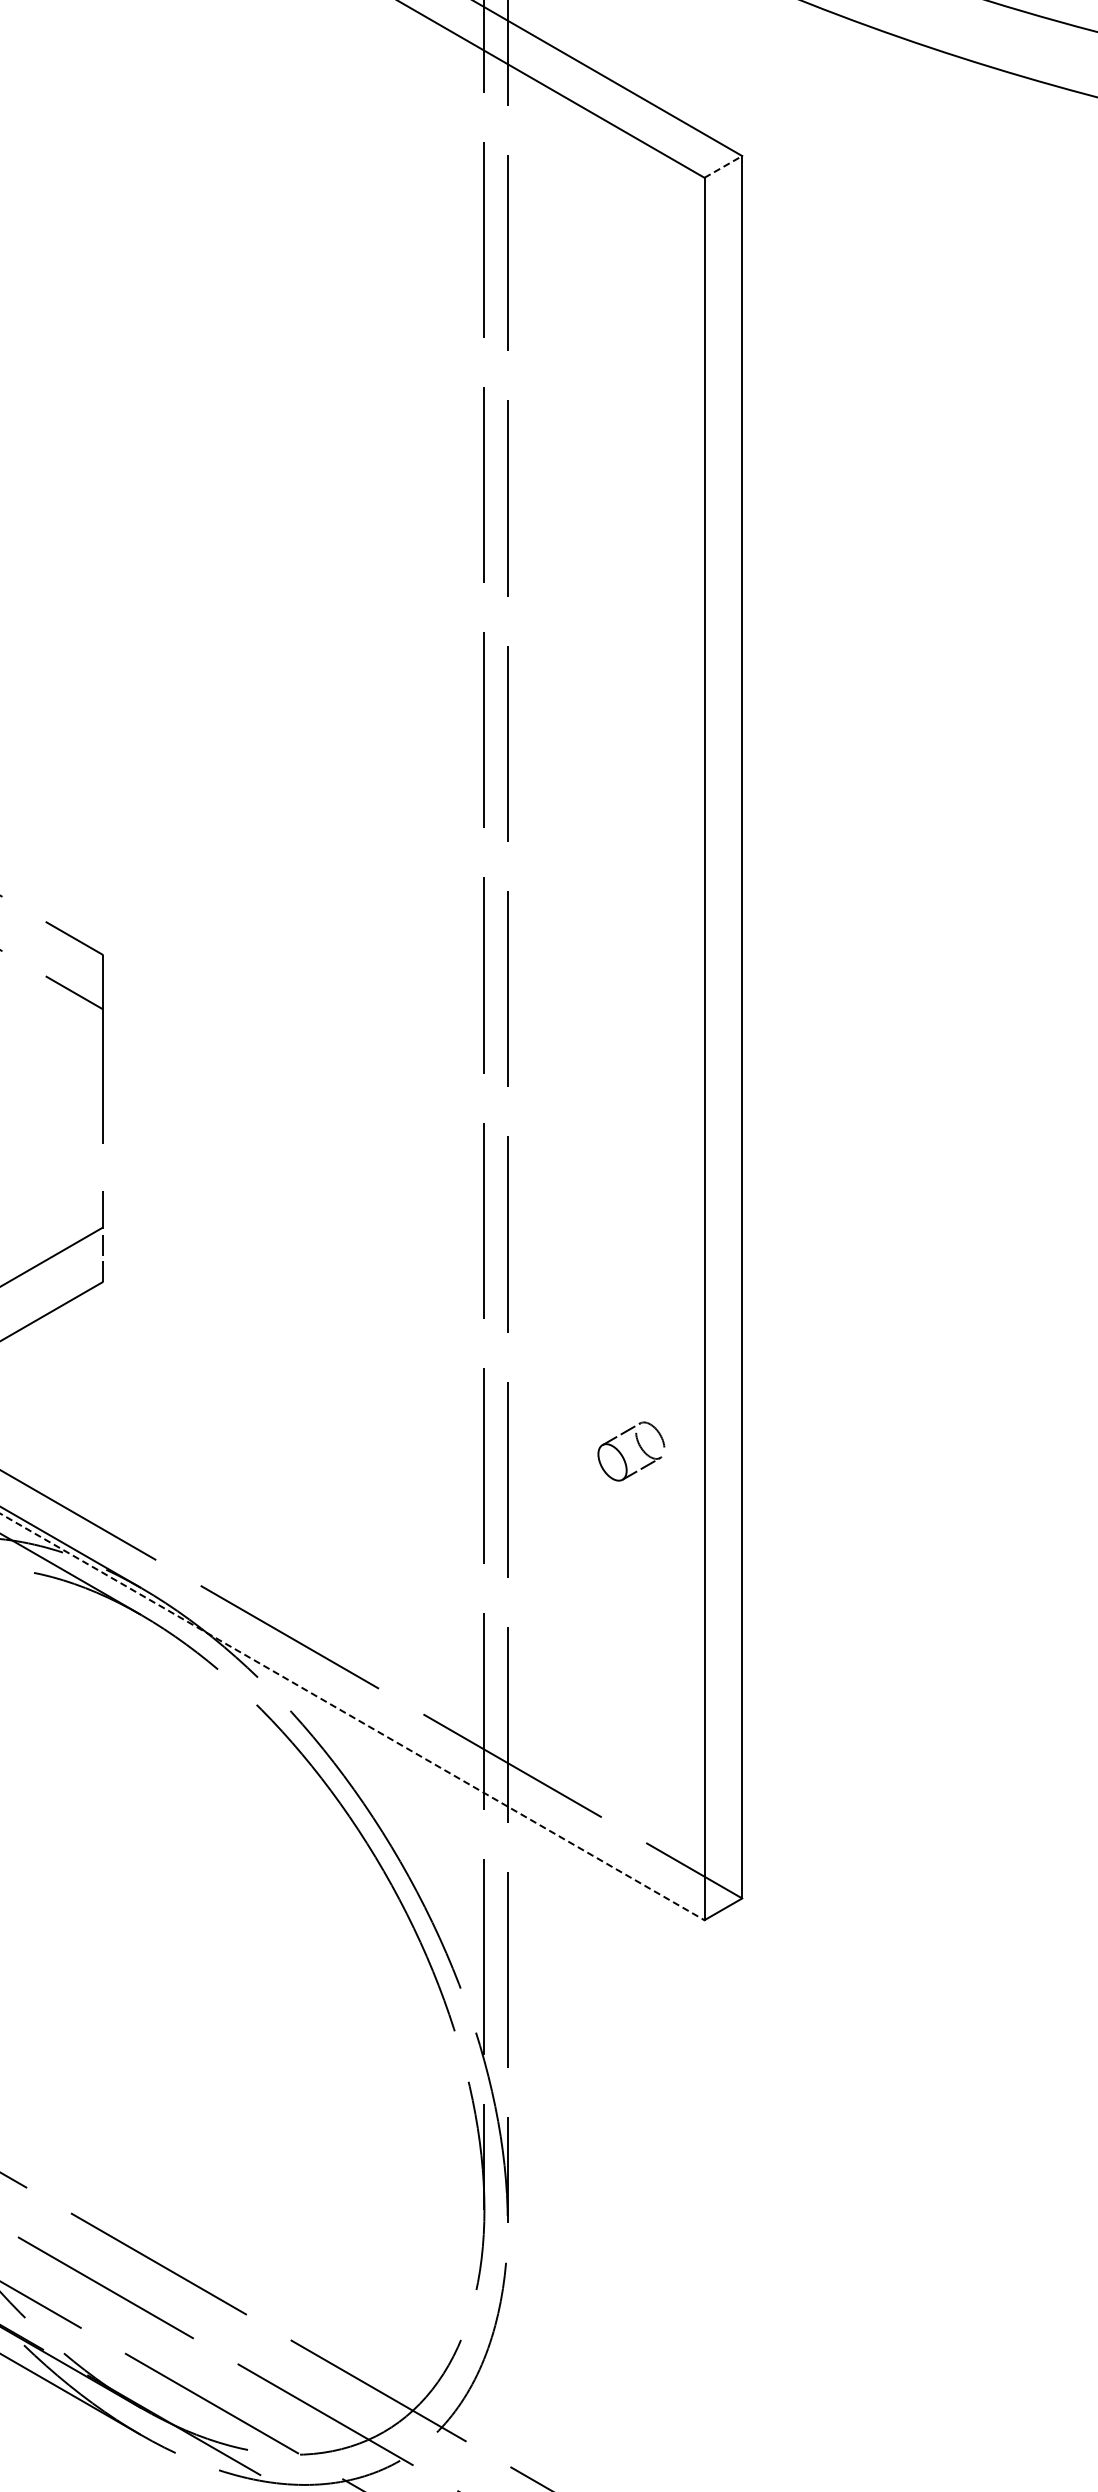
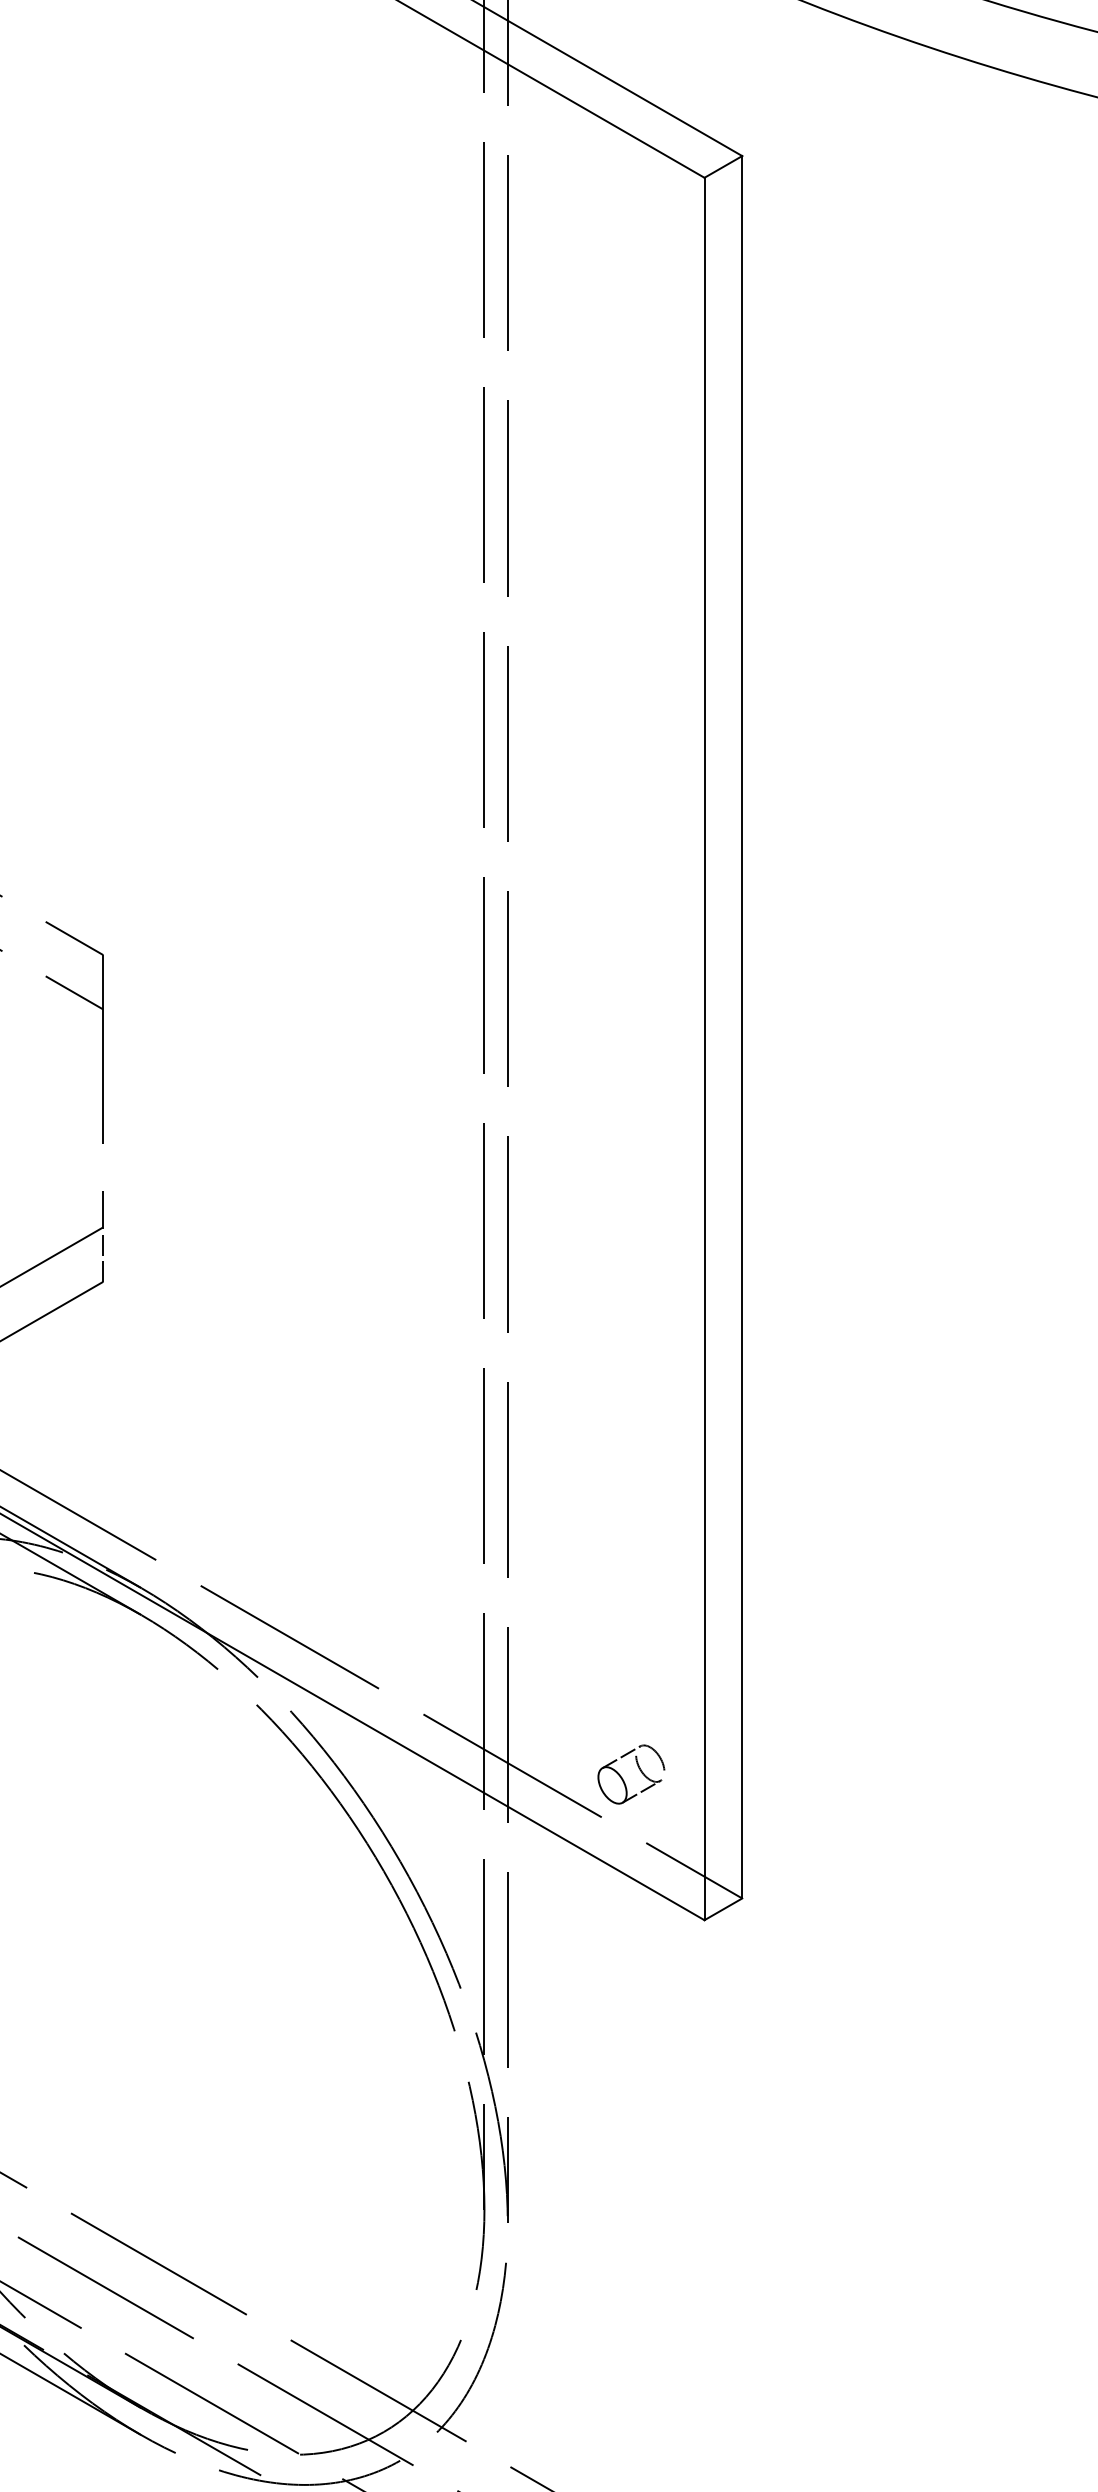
line: dashed -> solid (723, 166)
part position: (639, 1447) -> (639, 1770) (639, 1770)
line: dashed -> solid (353, 1717)
